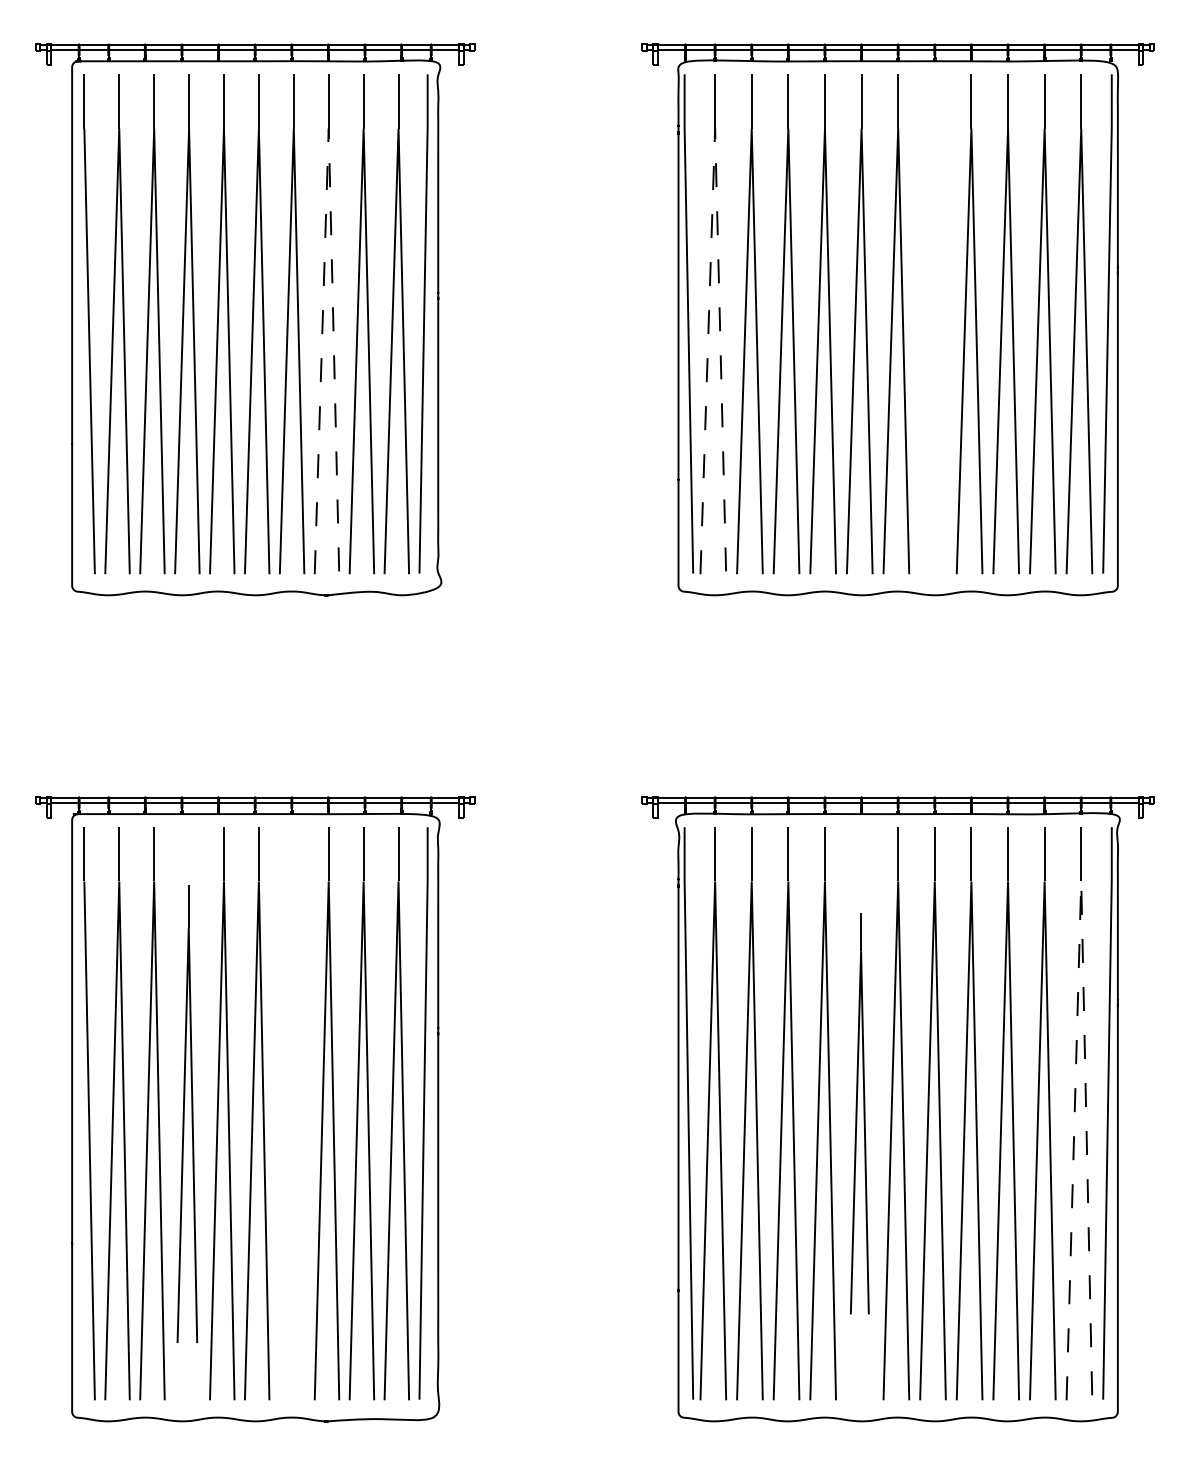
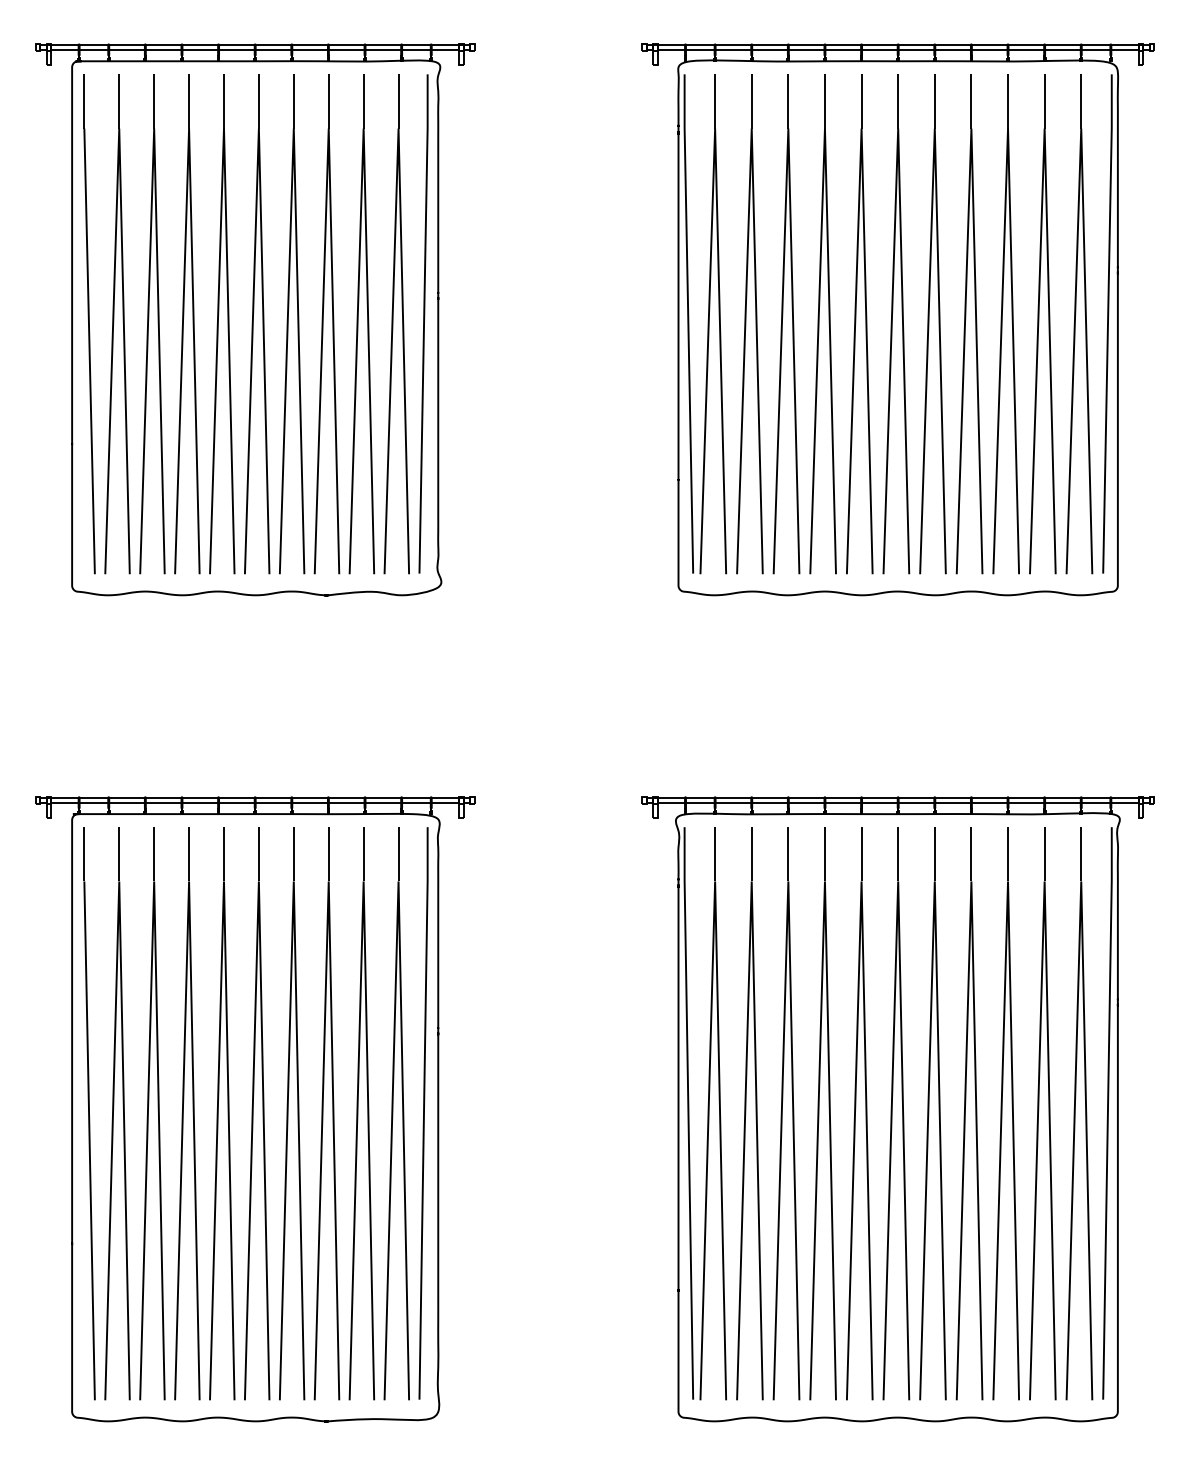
line: dashed -> solid (328, 128)
line: dashed -> solid (715, 128)
part: none -> present (932, 324)
line: dashed -> solid (1081, 881)
part size: 23x458 px -> 27x574 px (187, 1113)
part: none -> present (292, 1113)
part size: 20x402 px -> 28x574 px (859, 1113)
